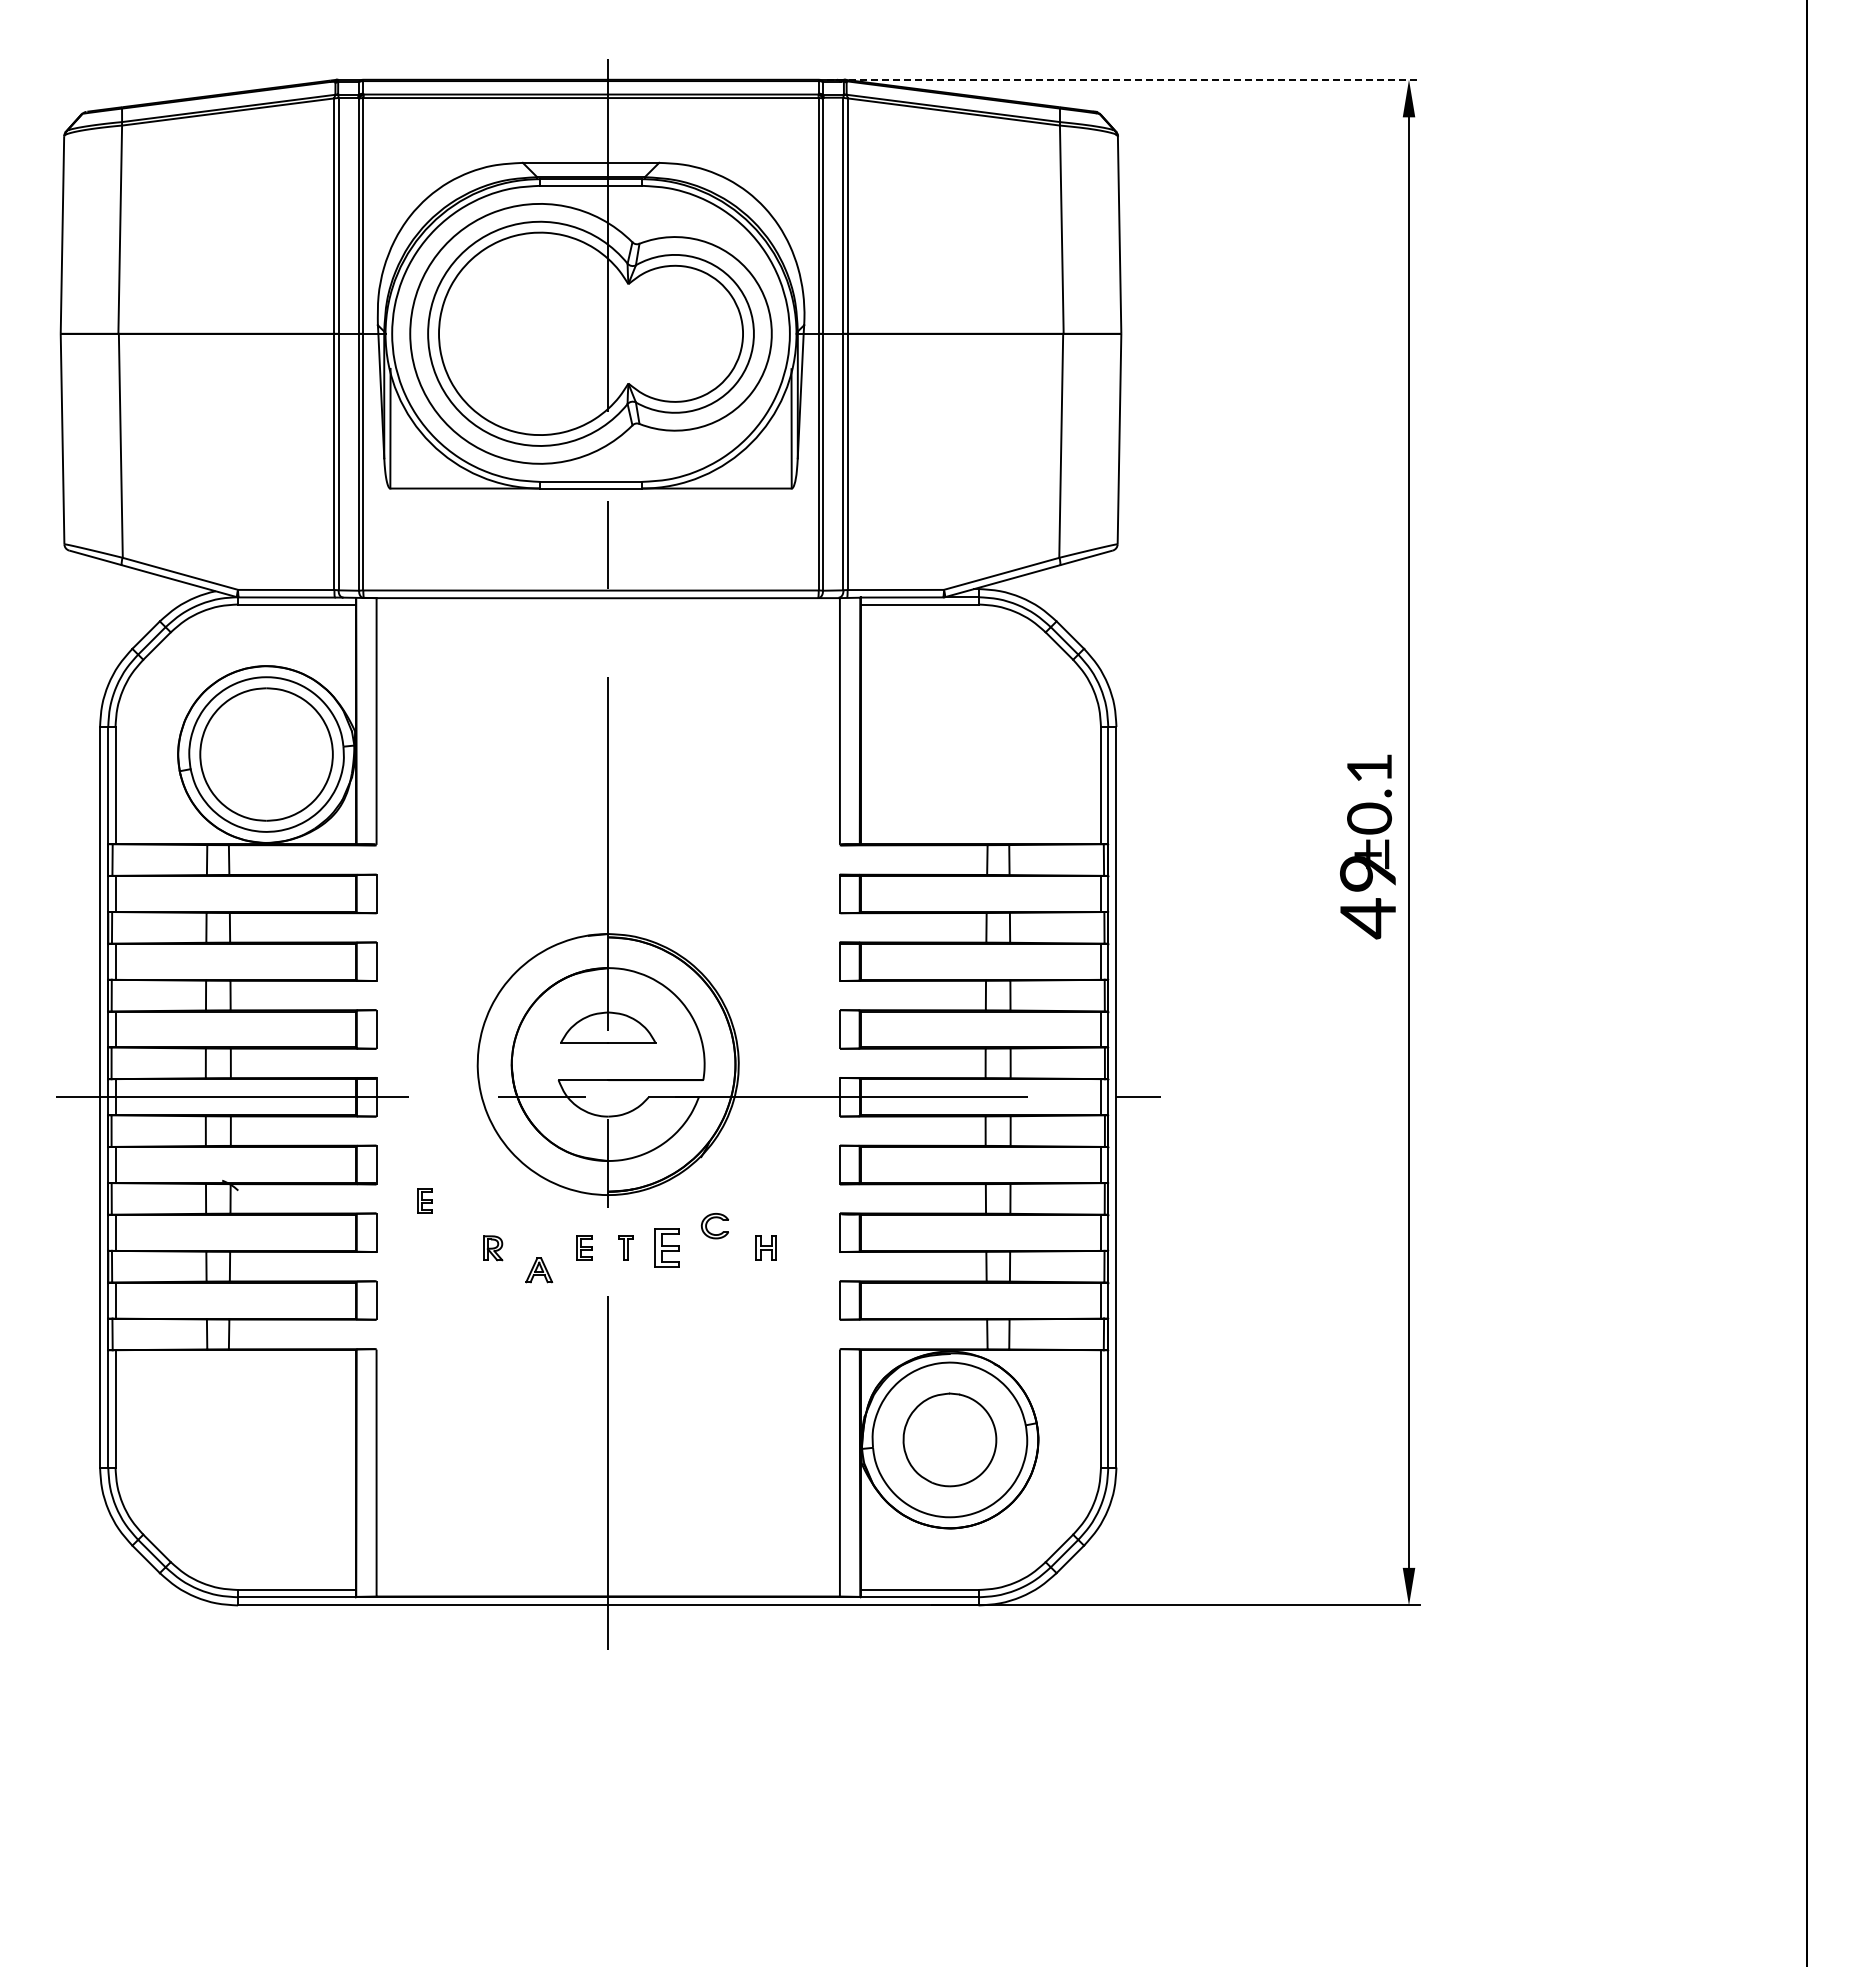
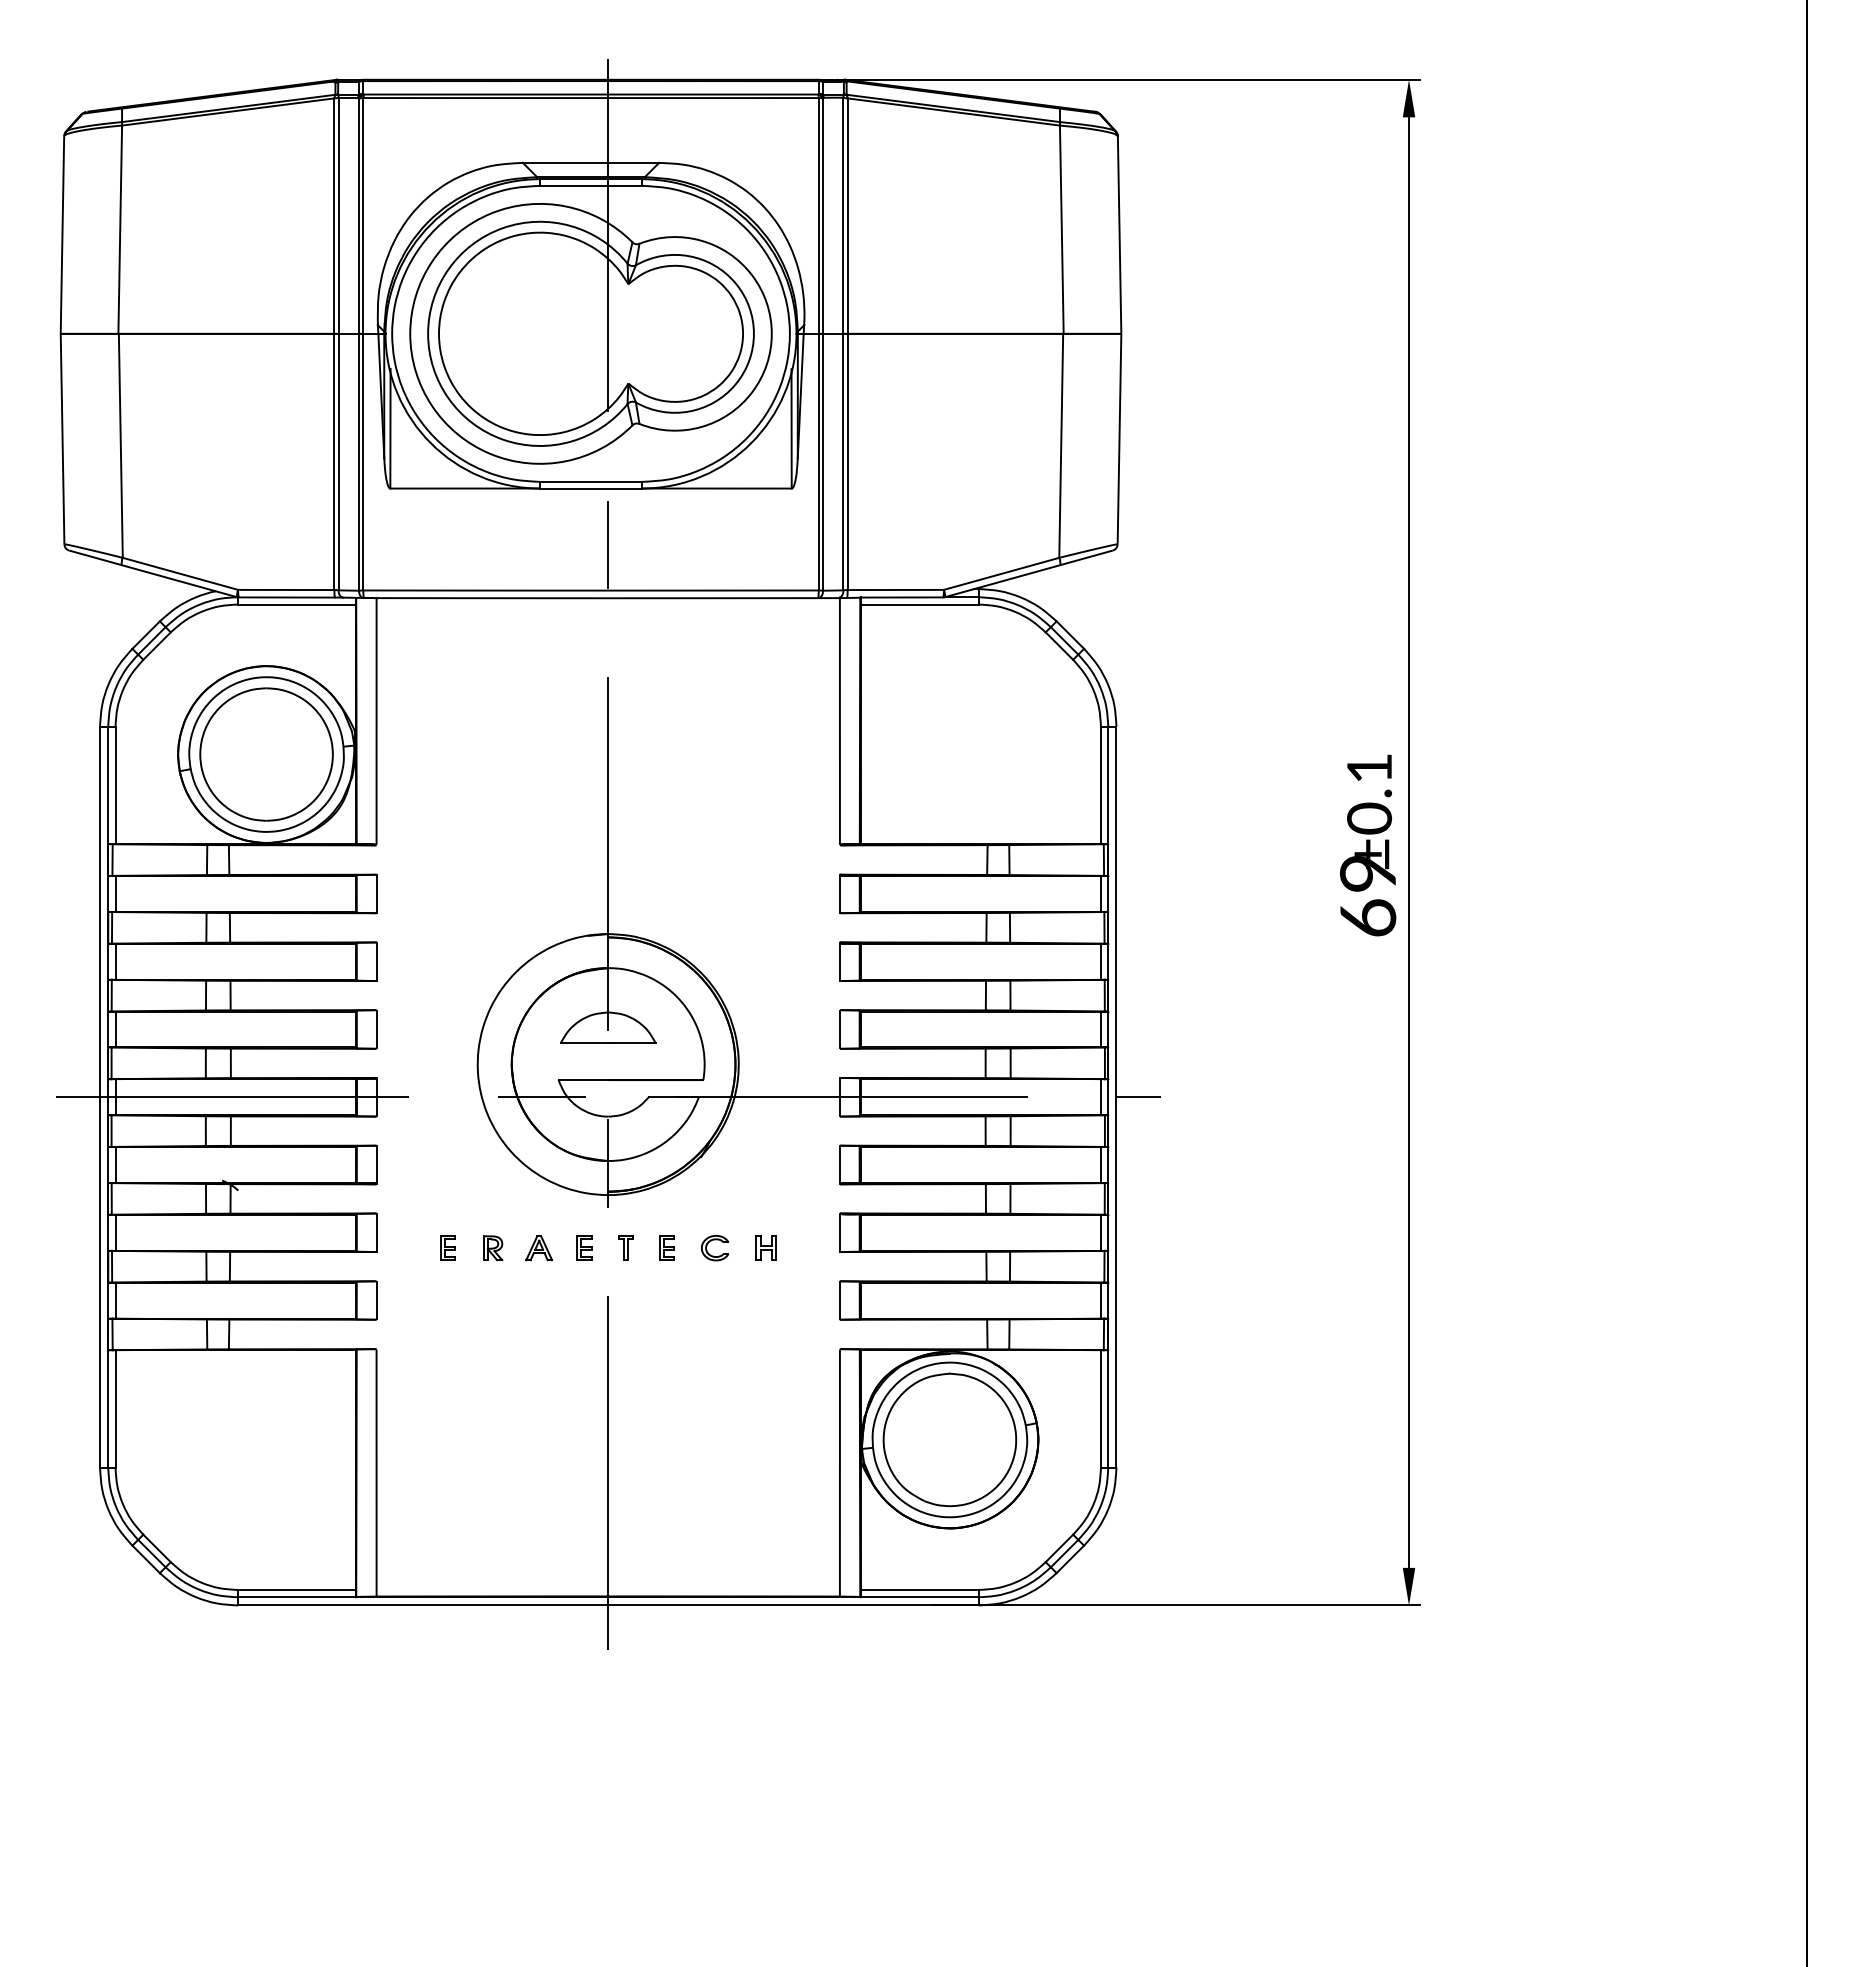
line: dashed -> solid (1123, 79)
text: 49 -> 69 (1368, 918)
part position: (424, 1200) -> (447, 1247) (447, 1247)
part position: (707, 1227) -> (707, 1249) (707, 1249)
part size: 26x40 px -> 16x26 px (666, 1247)
part position: (539, 1270) -> (539, 1248) (539, 1248)
part size: 96x96 px -> 136x136 px (949, 1439)
